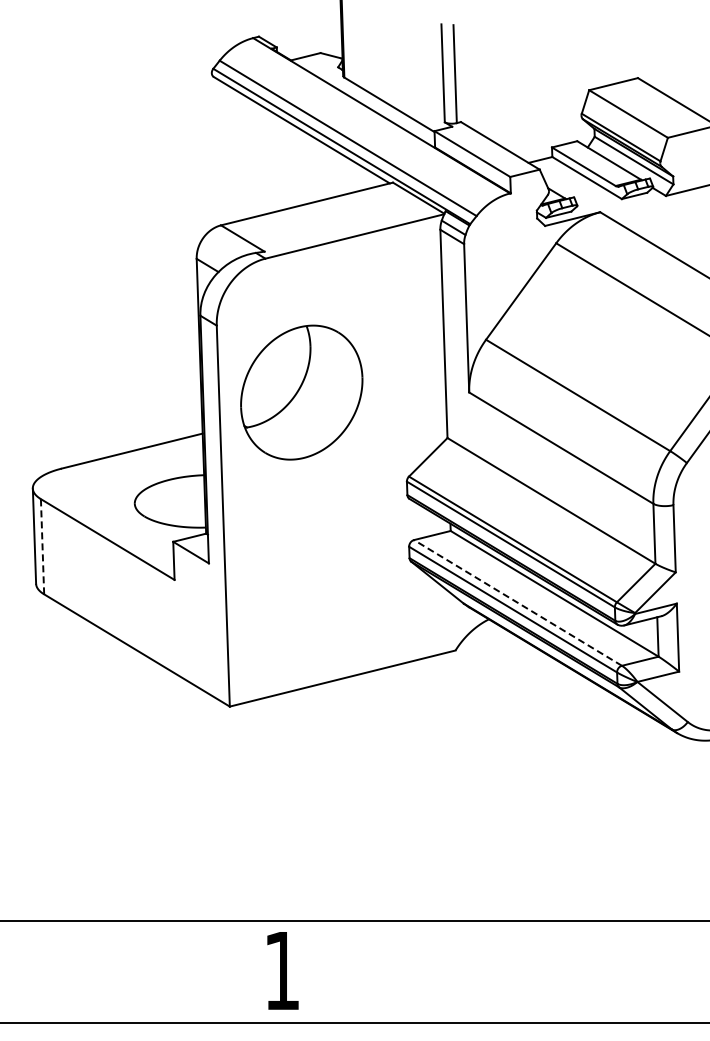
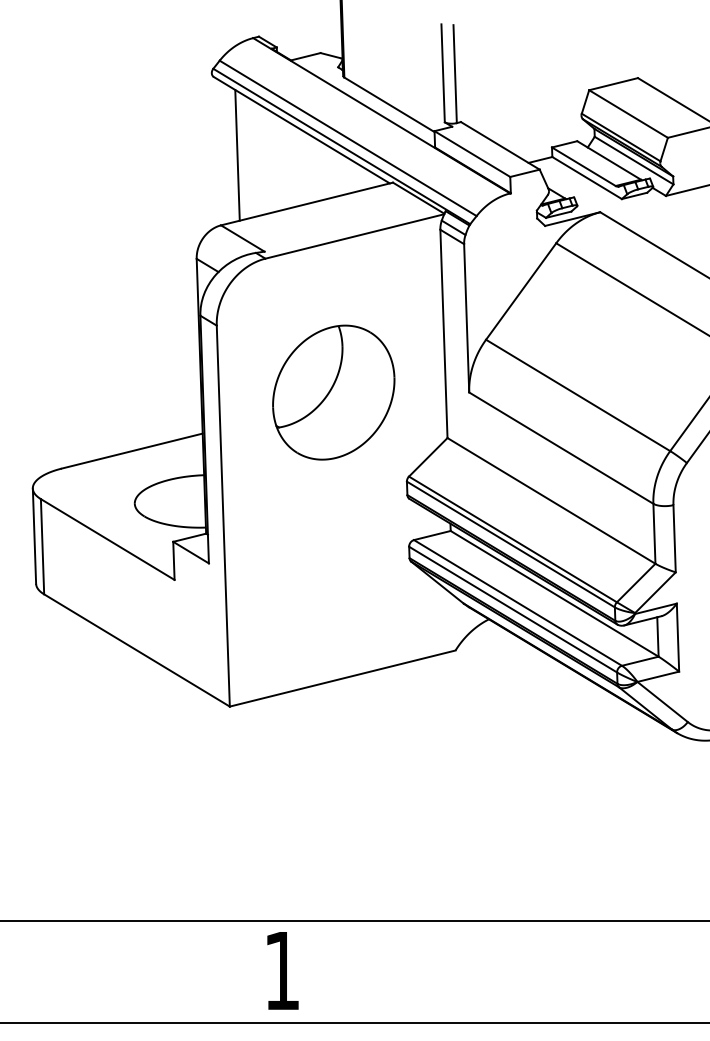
line: none -> present (237, 154)
part position: (301, 392) -> (333, 392) (333, 392)
line: dashed -> solid (42, 546)
line: dashed -> solid (517, 602)
